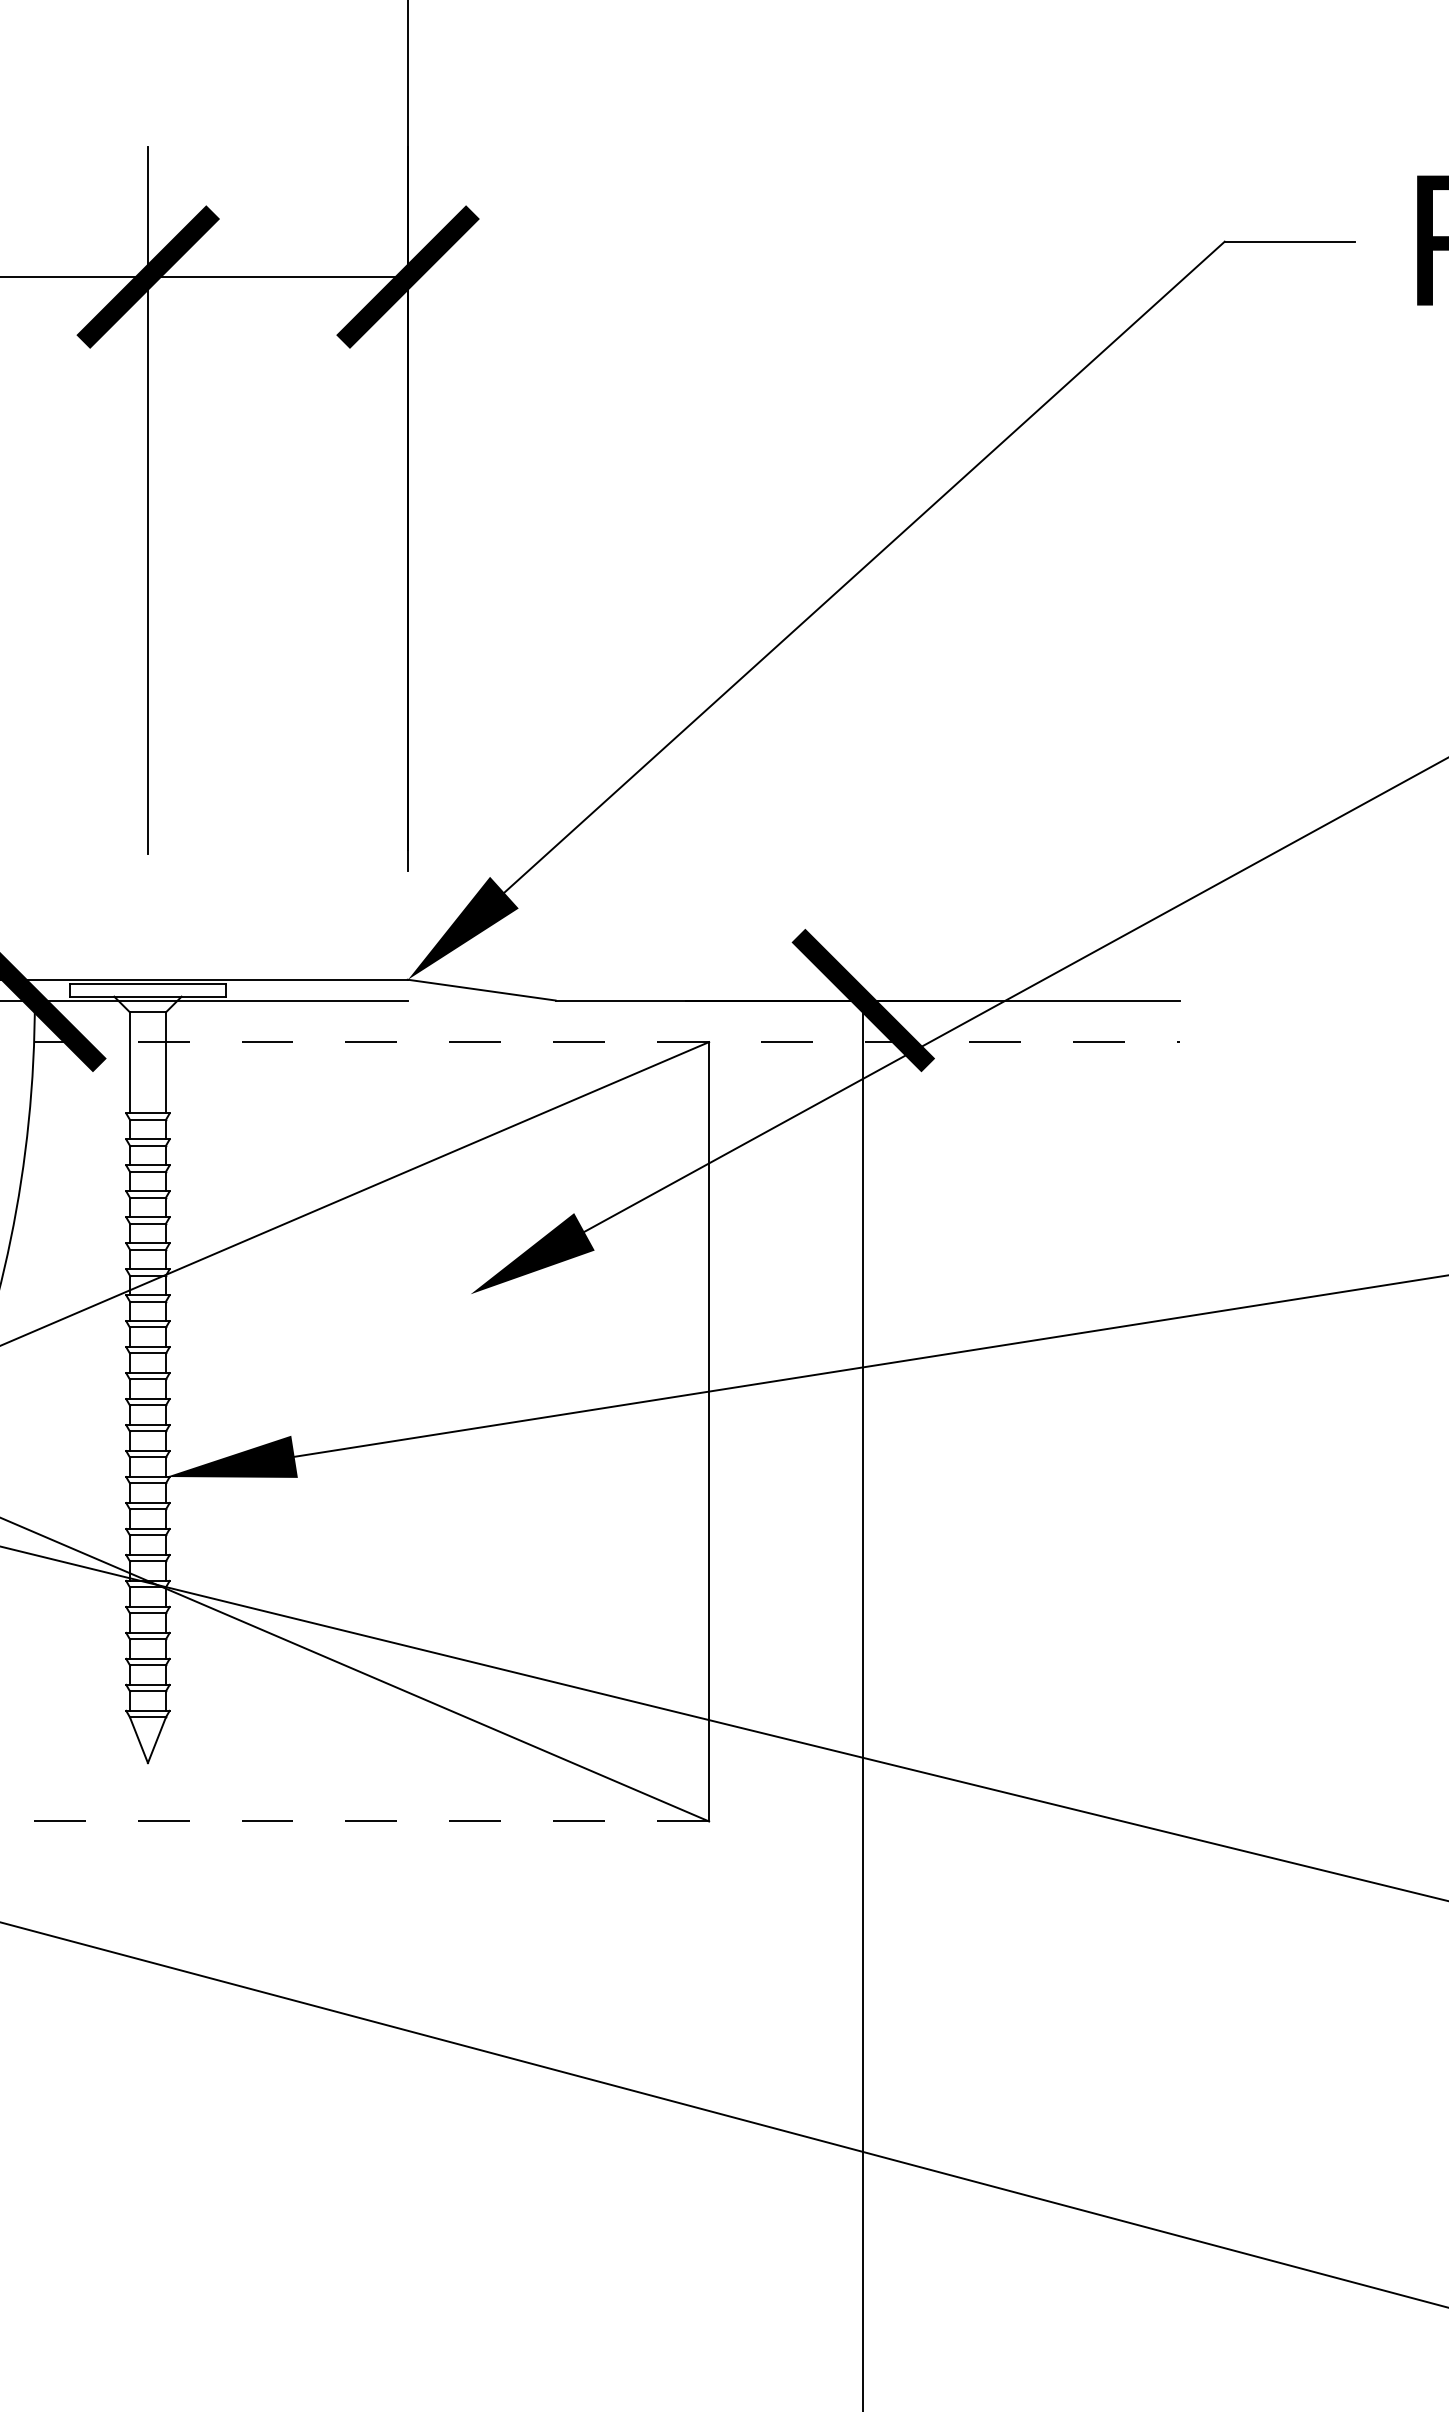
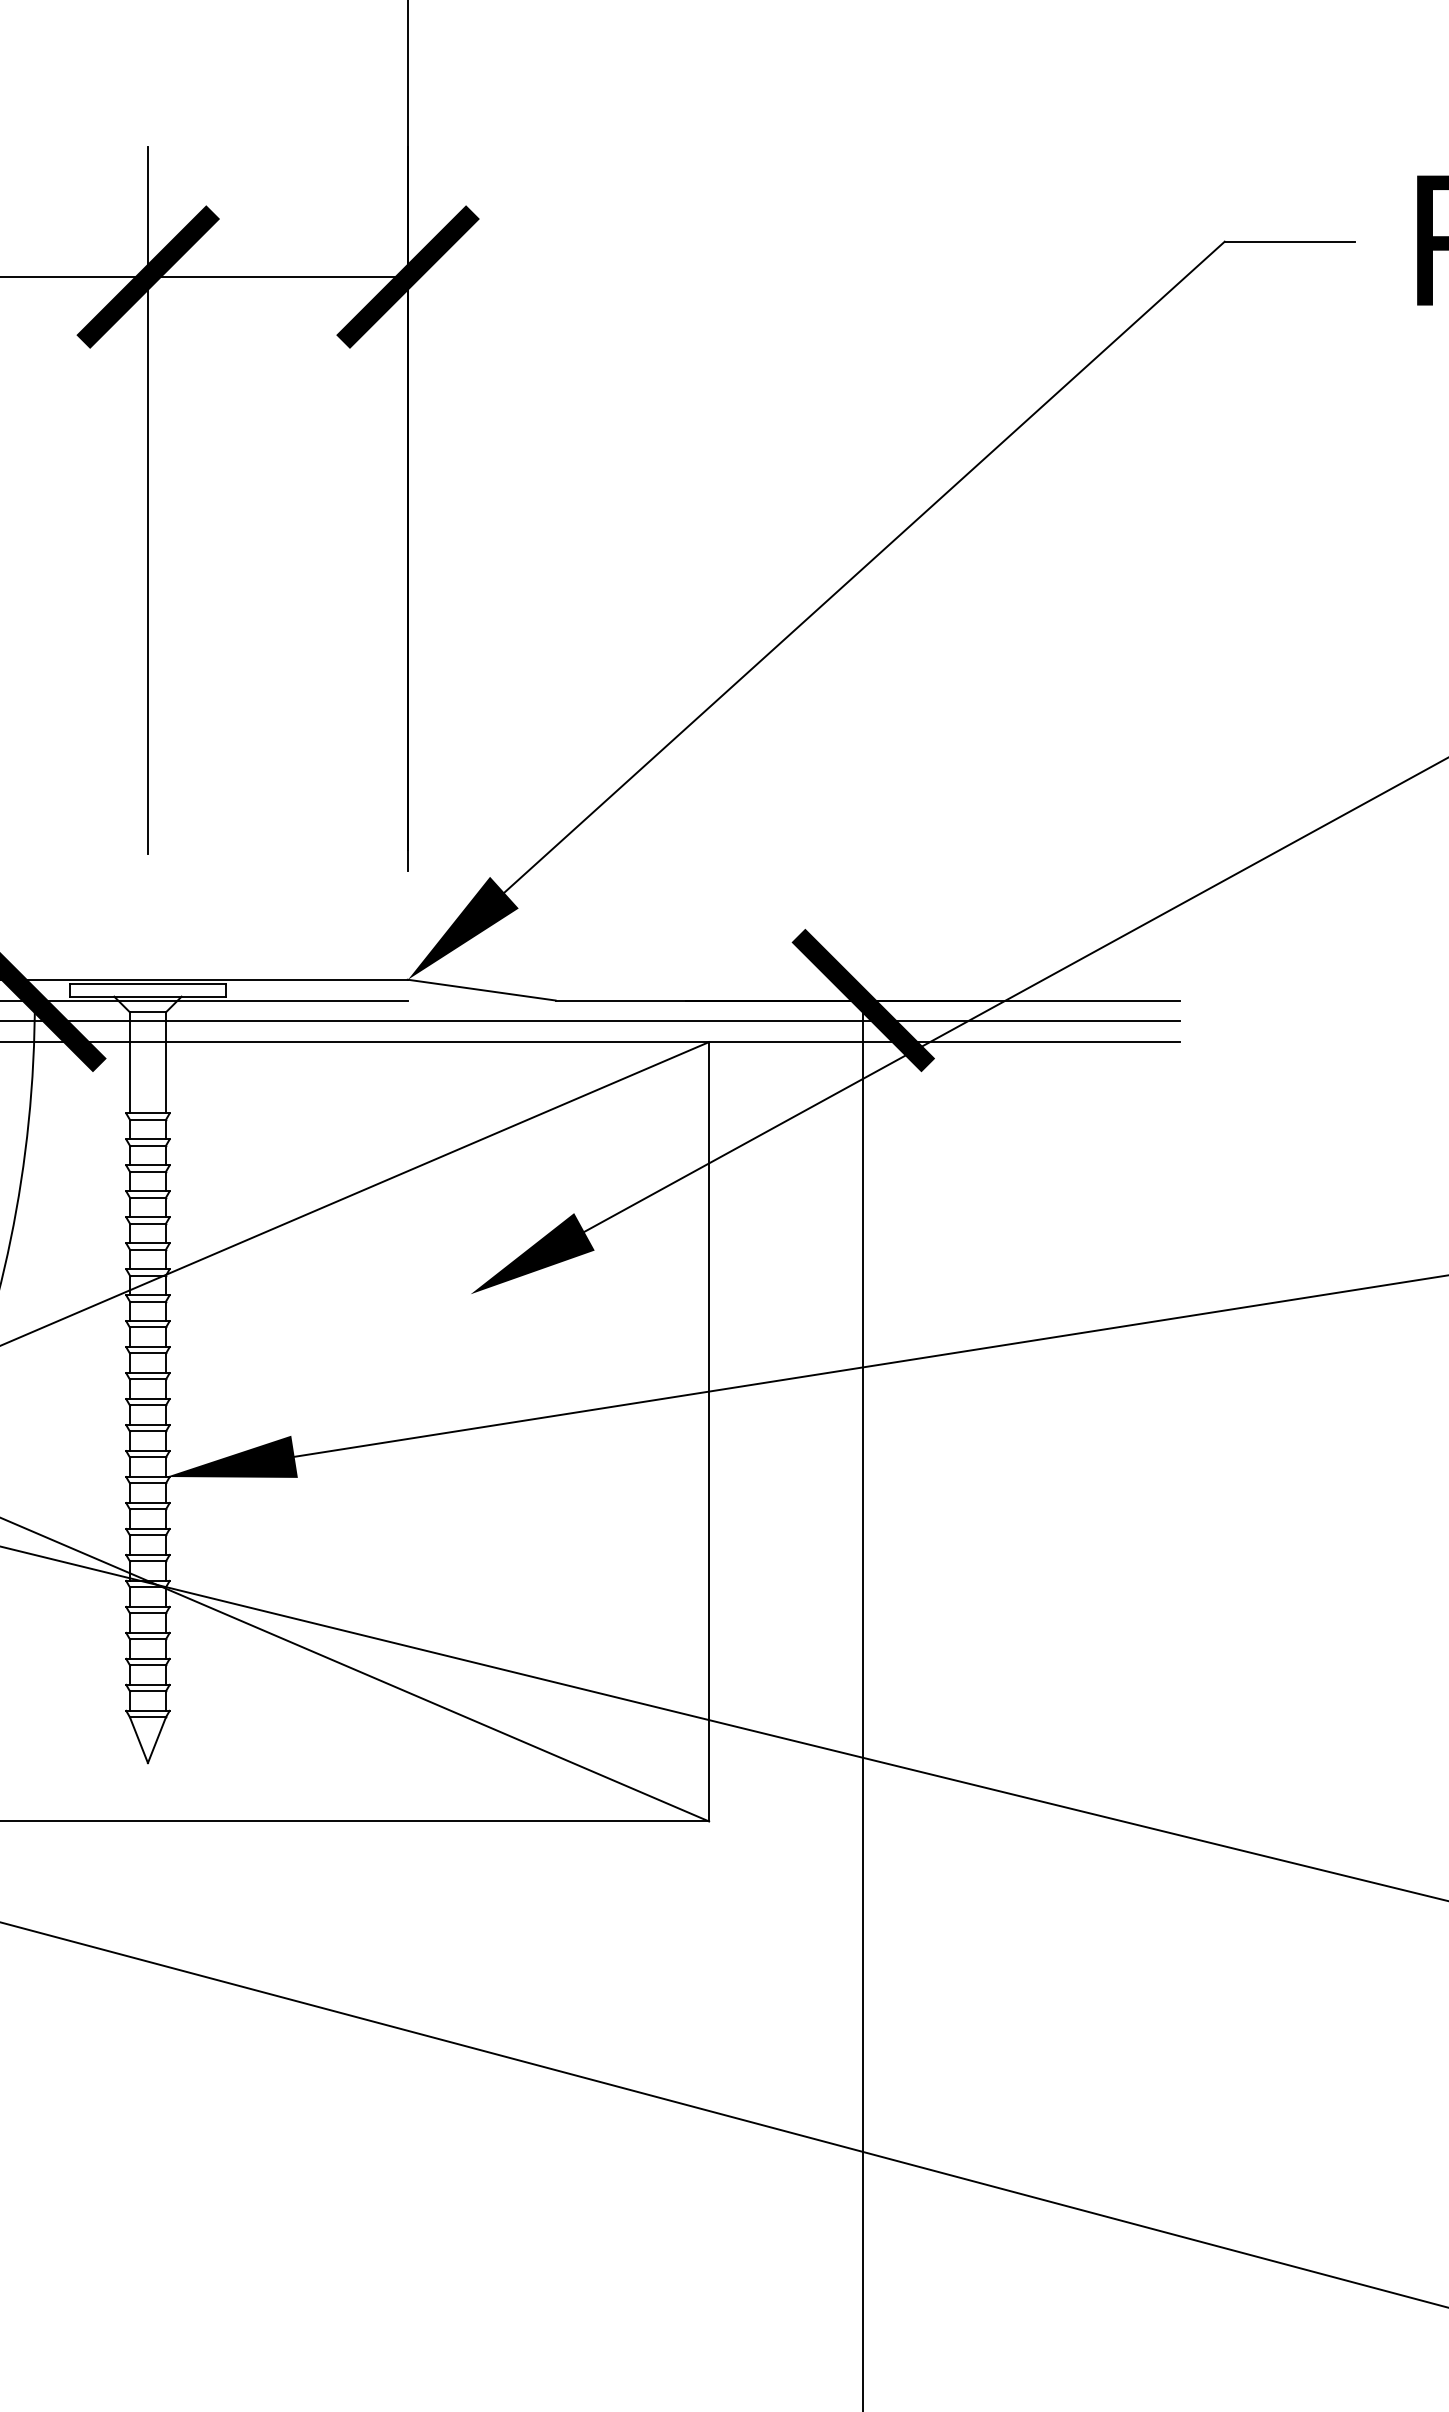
line: none -> present (590, 1021)
line: dashed -> solid (589, 1042)
line: dashed -> solid (355, 1821)
